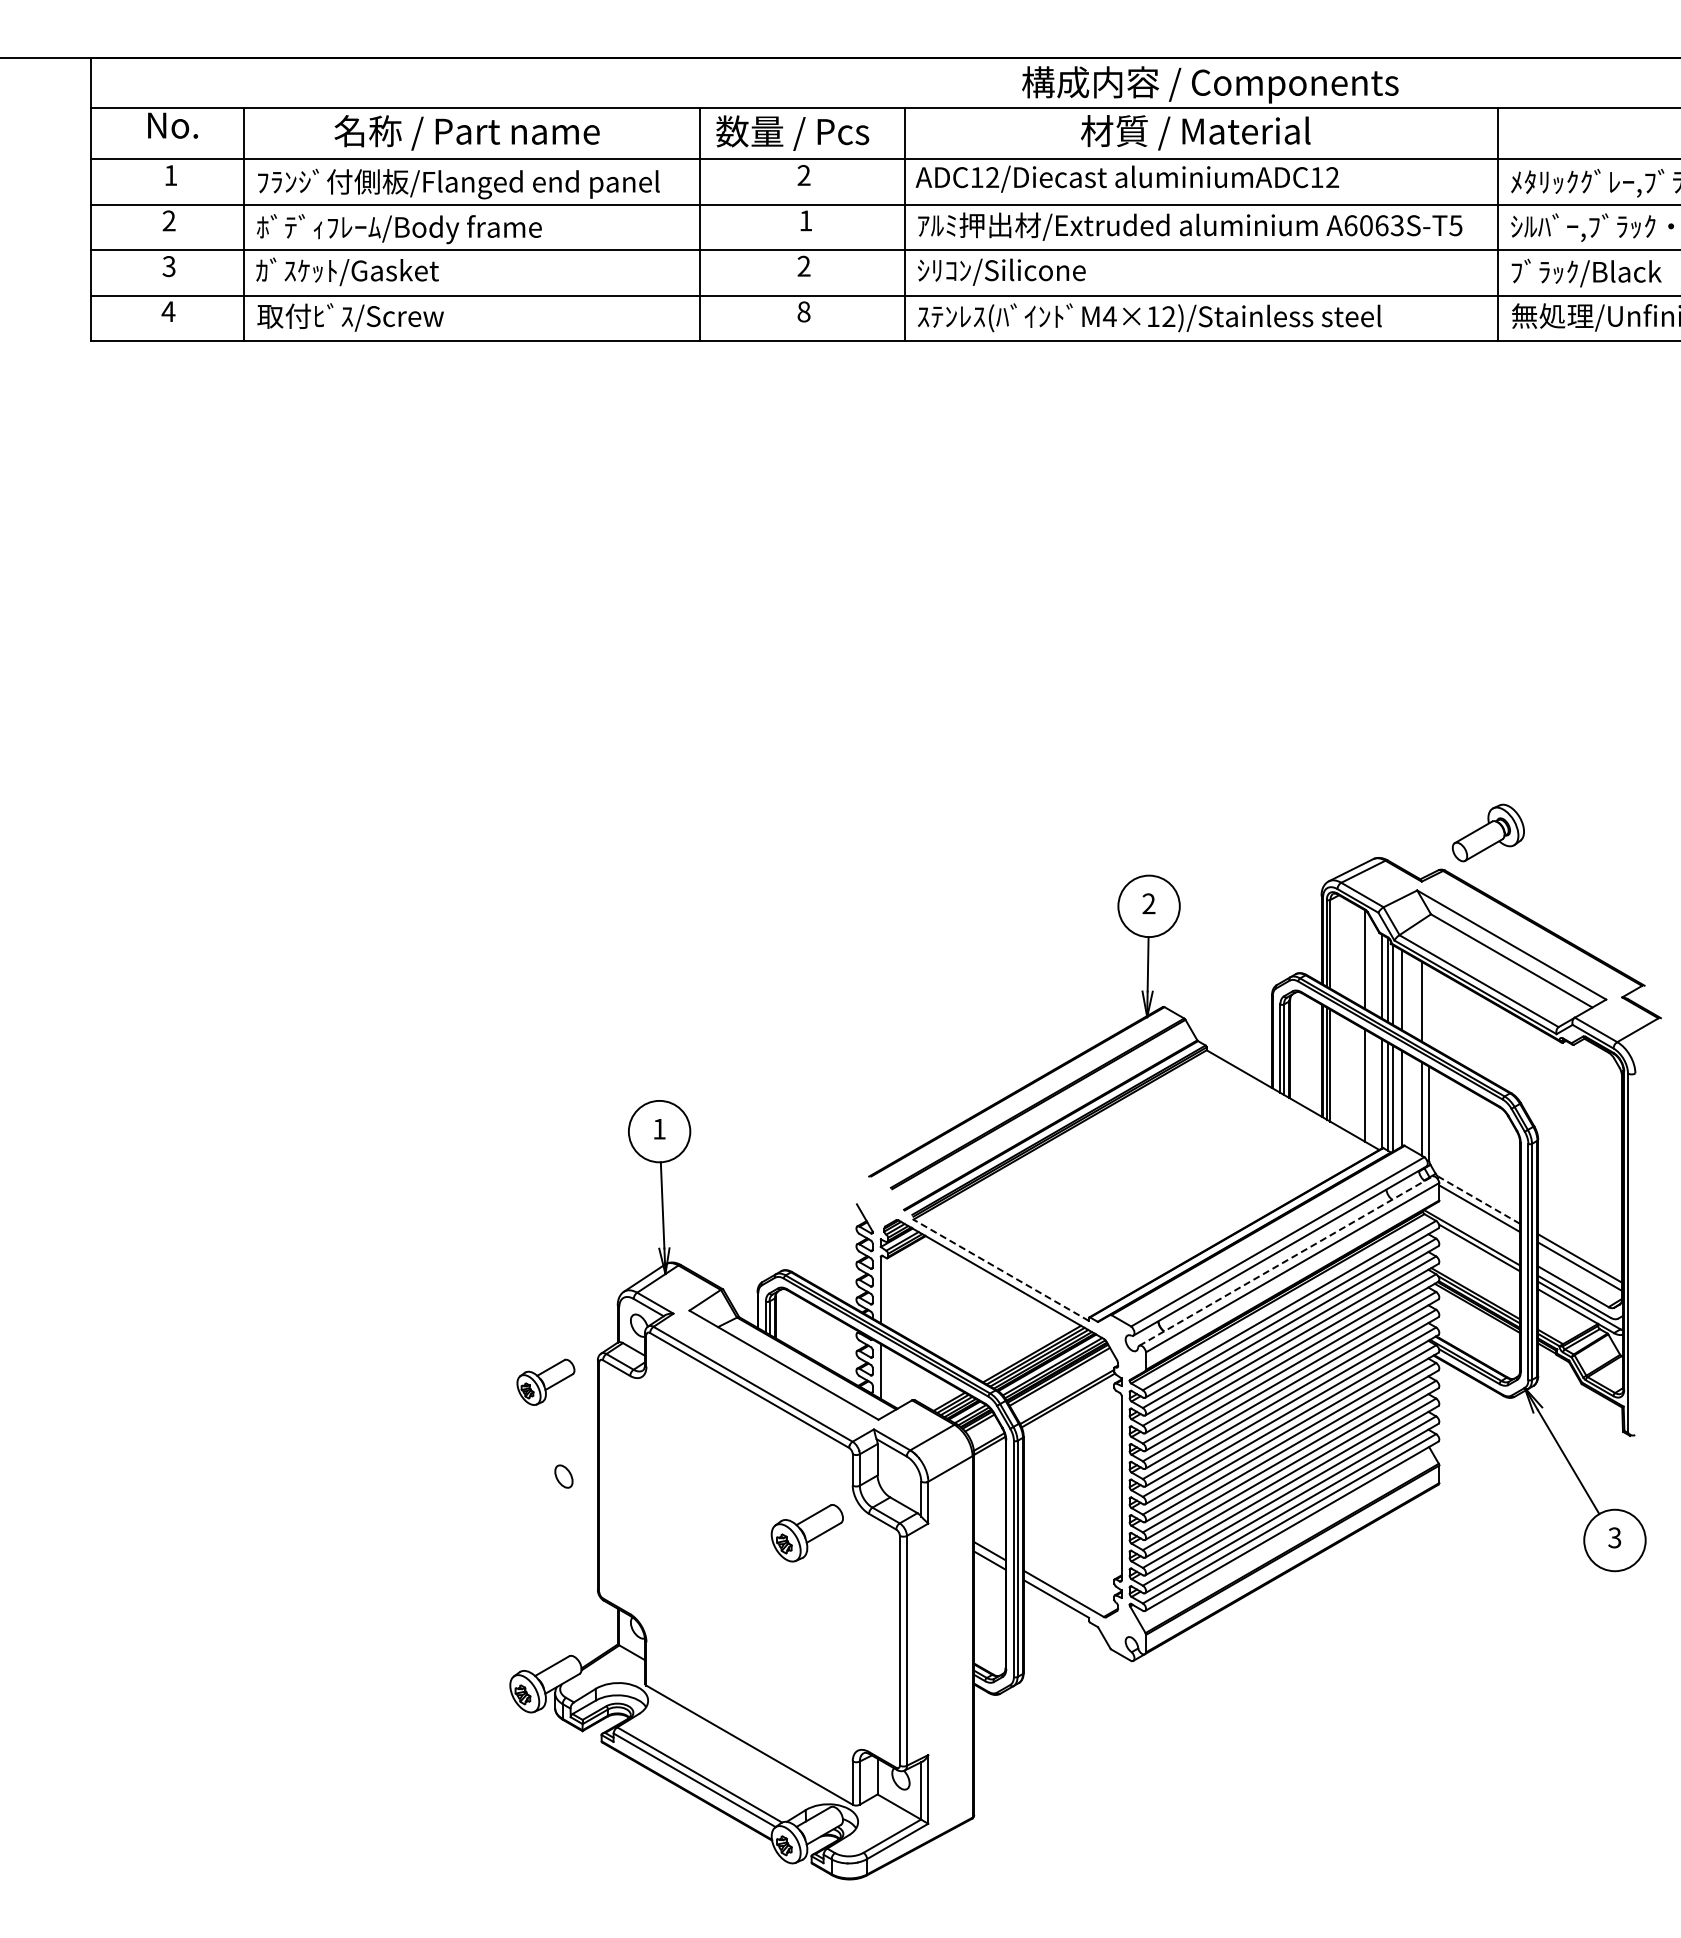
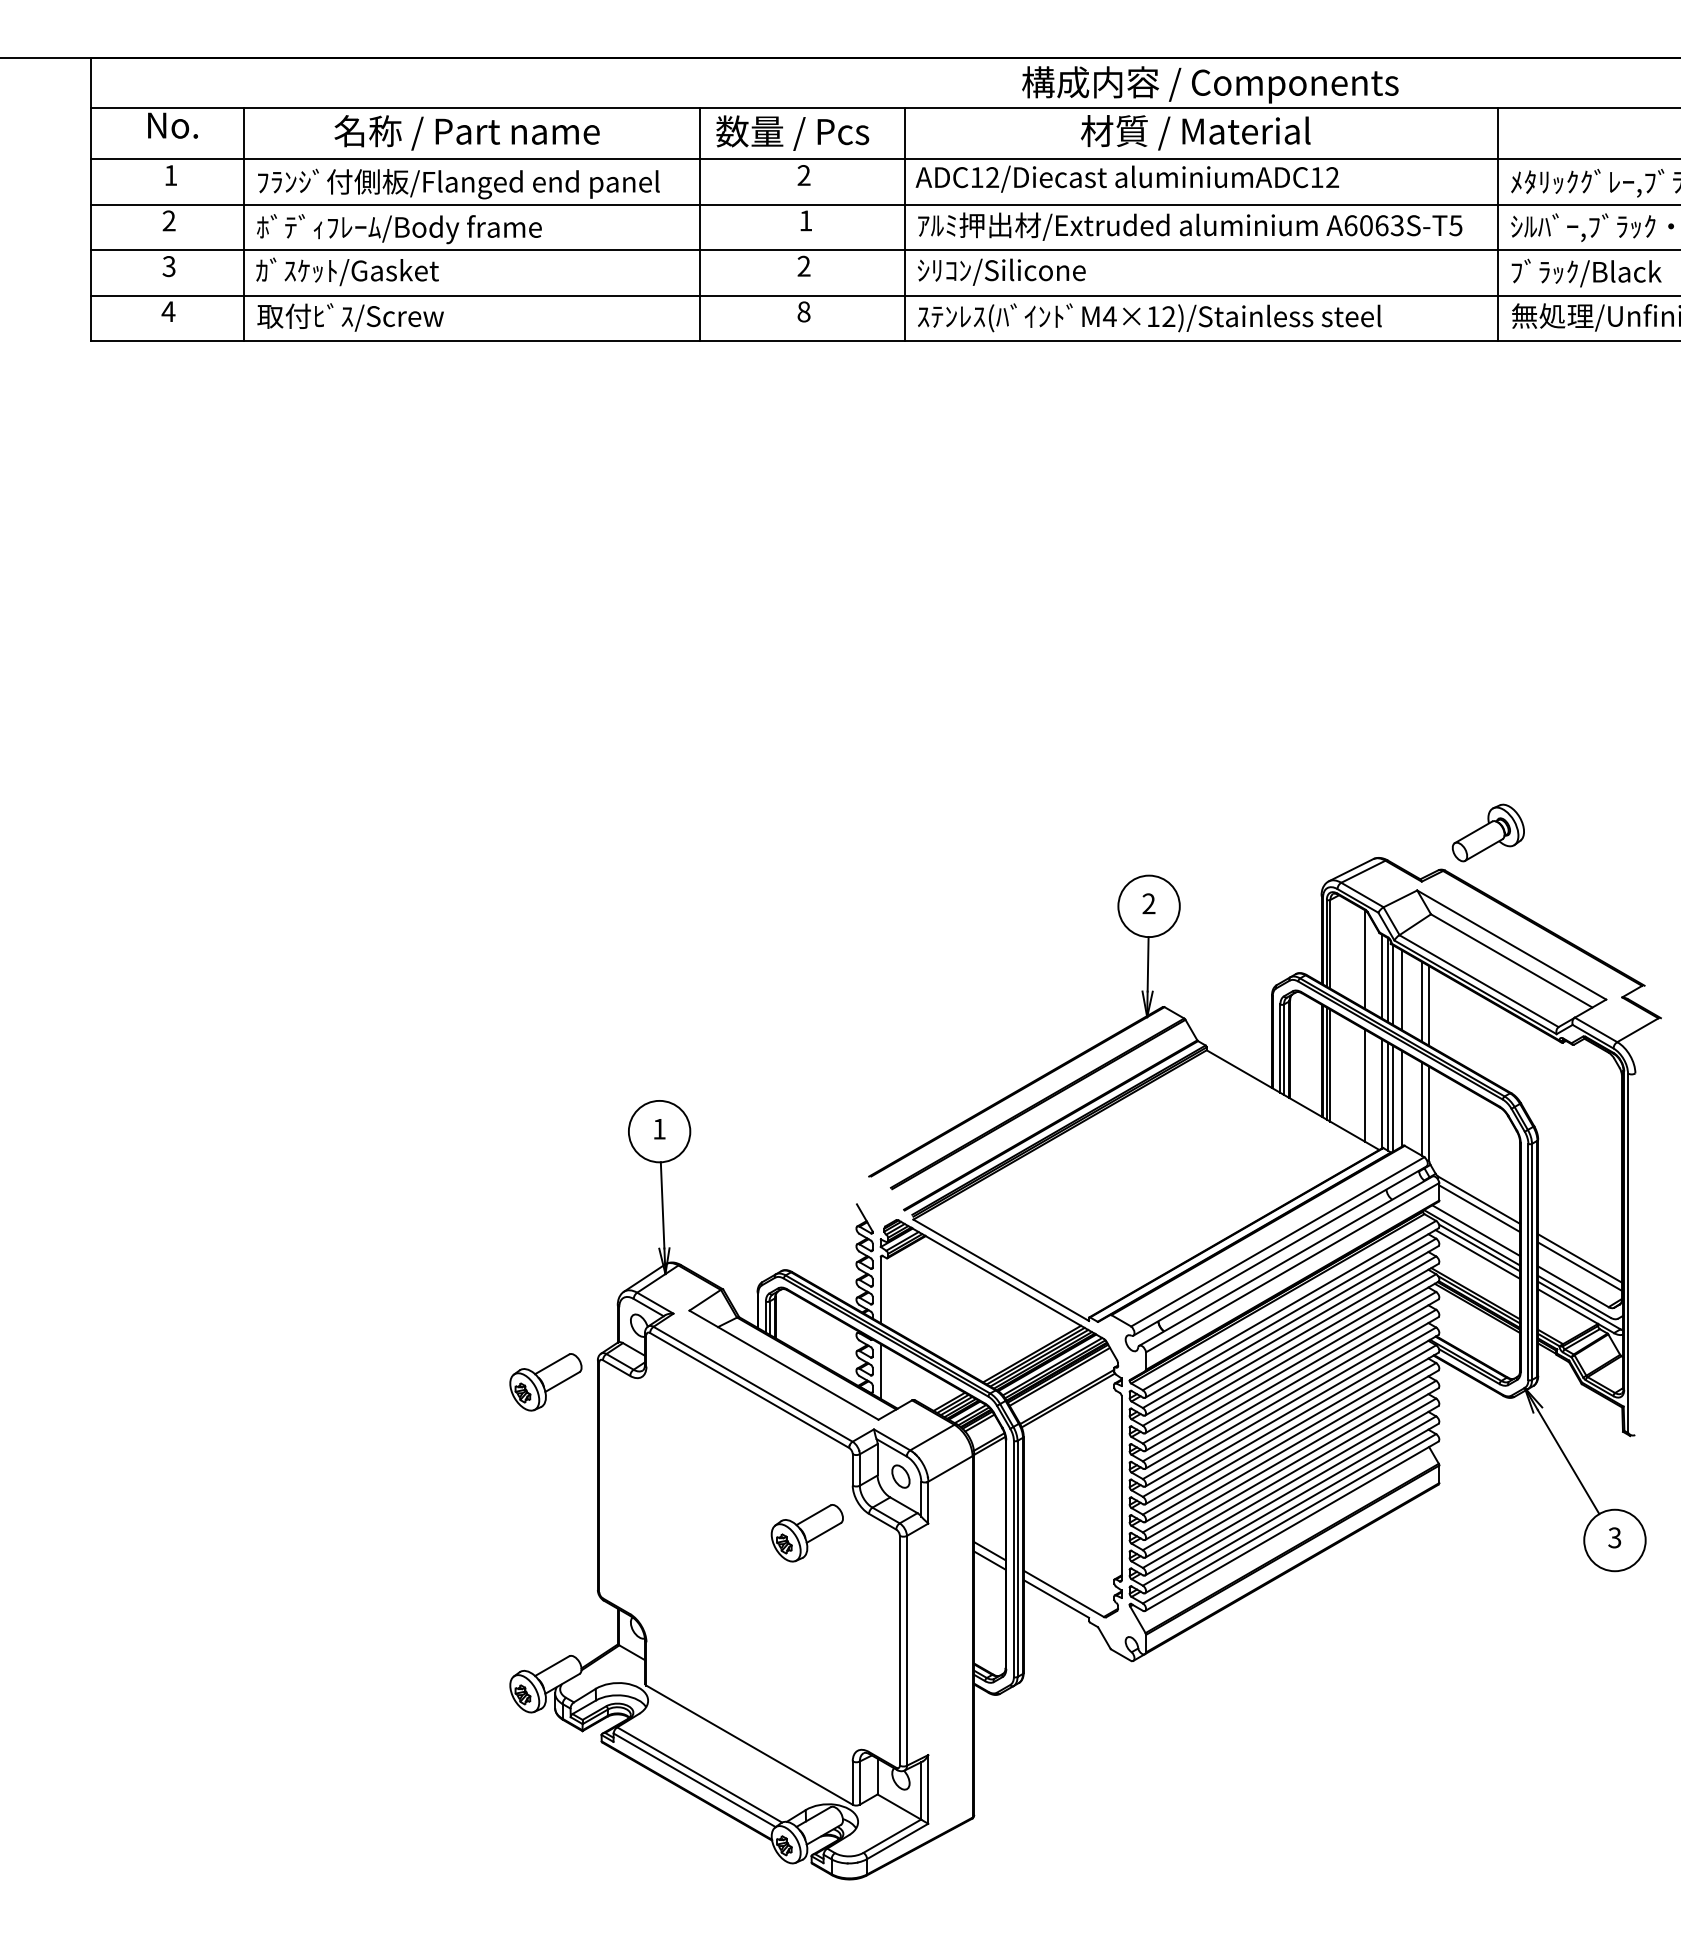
line: none -> present (1429, 1005)
line: dashed -> solid (1478, 1199)
line: none -> present (1476, 1230)
line: none -> present (1477, 1254)
line: dashed -> solid (1286, 1260)
line: dashed -> solid (1000, 1270)
part size: 60x48 px -> 74x59 px (545, 1382)
part position: (563, 1476) -> (900, 1476) (900, 1476)
